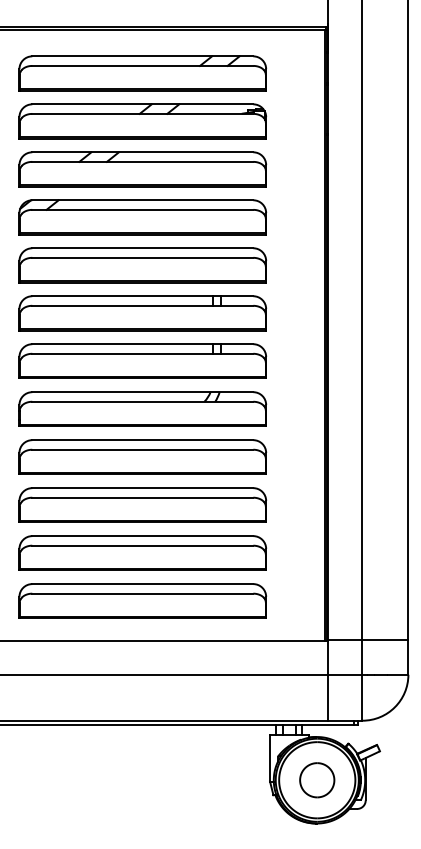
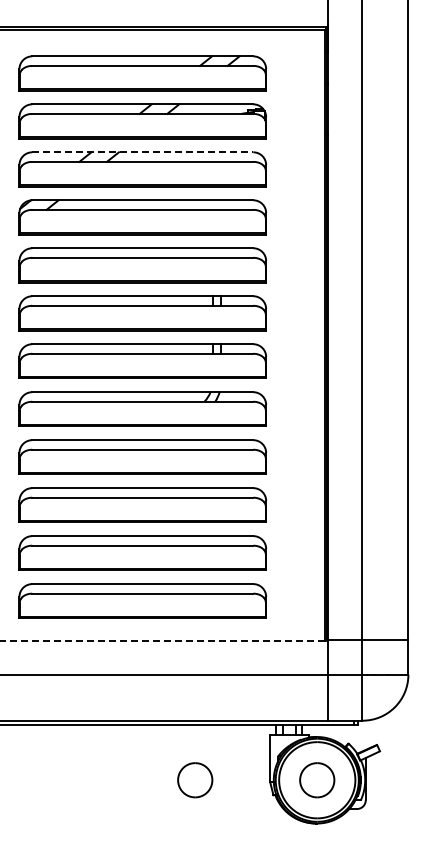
line: solid -> dashed (142, 152)
line: solid -> dashed (164, 640)
part: none -> present (195, 780)
